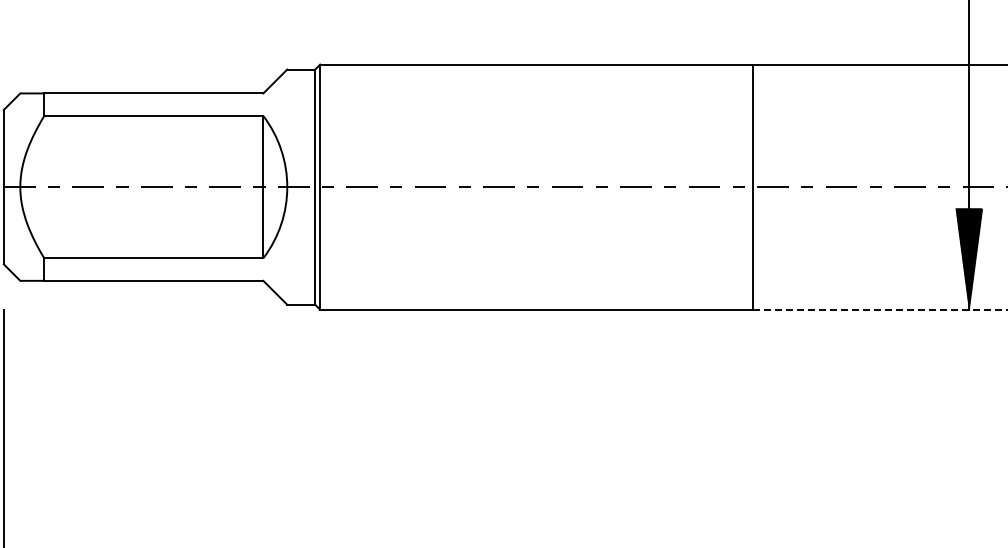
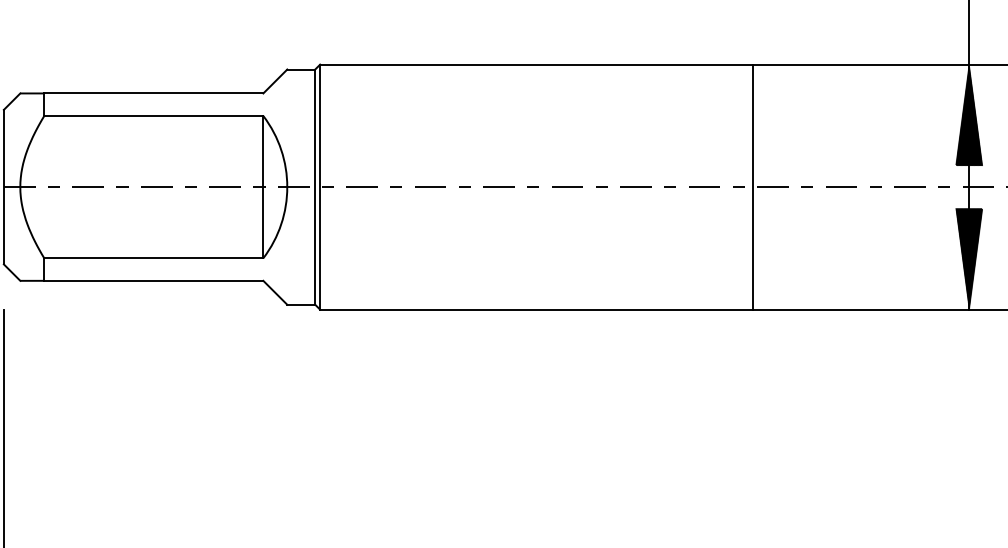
hatch: none -> present (969, 115)
line: dashed -> solid (880, 309)
